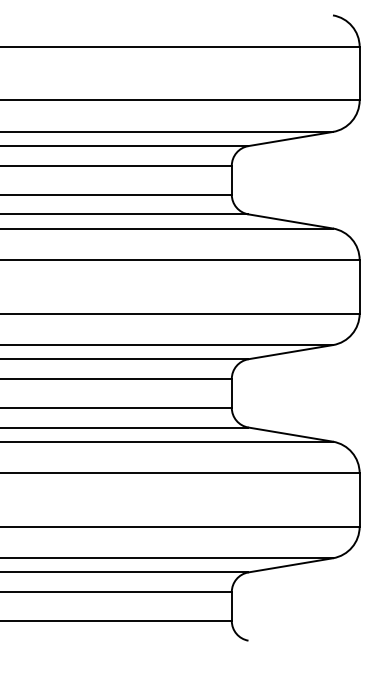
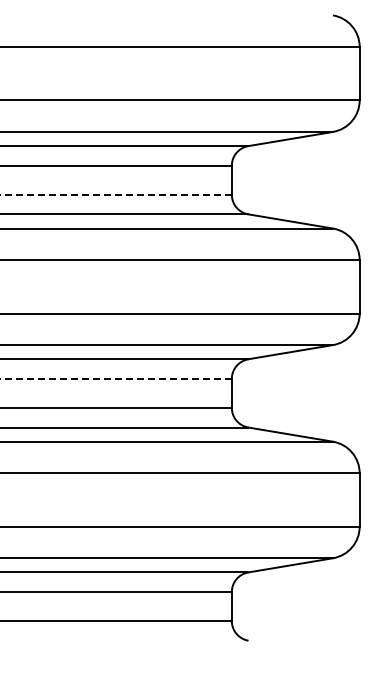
line: solid -> dashed (115, 194)
line: solid -> dashed (115, 378)
